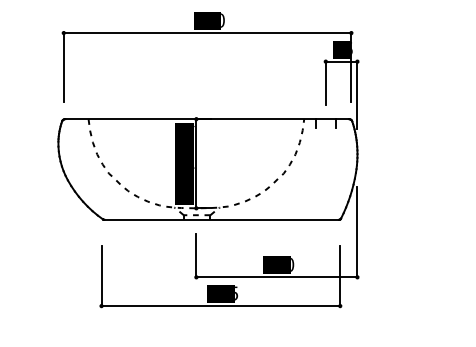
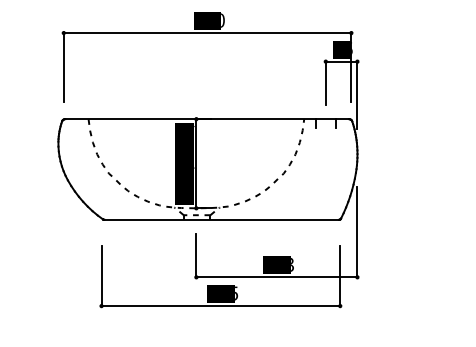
text: 280 -> 353 (292, 265)
